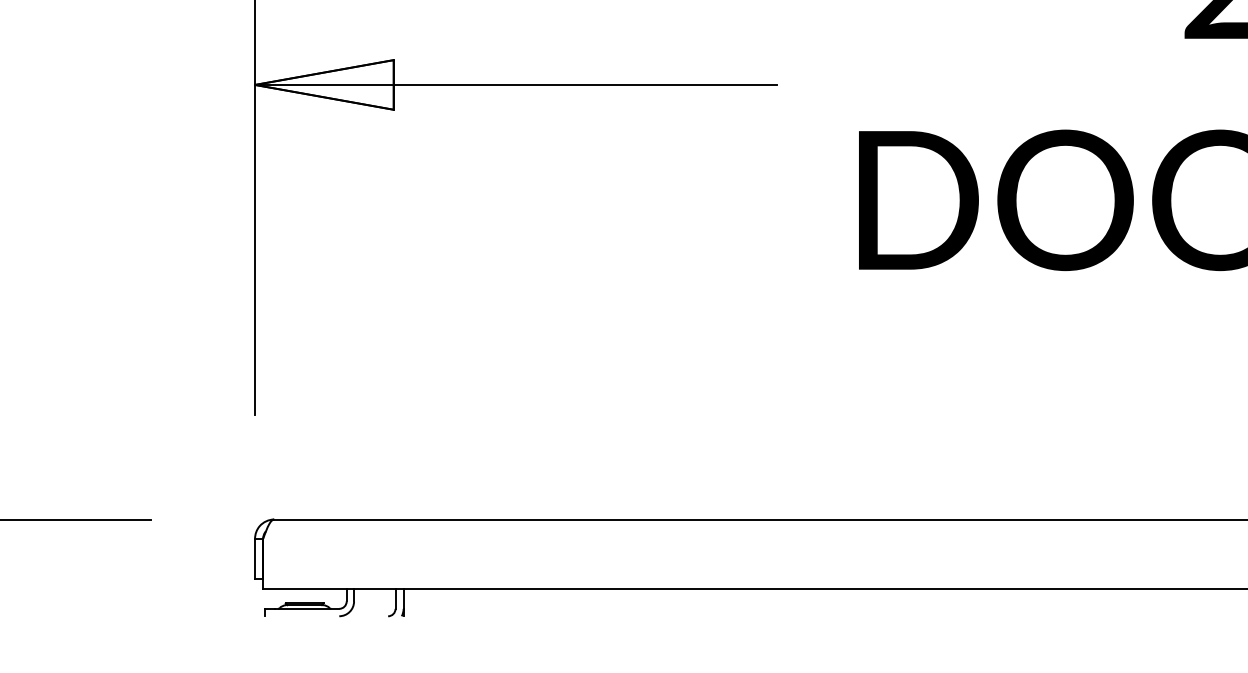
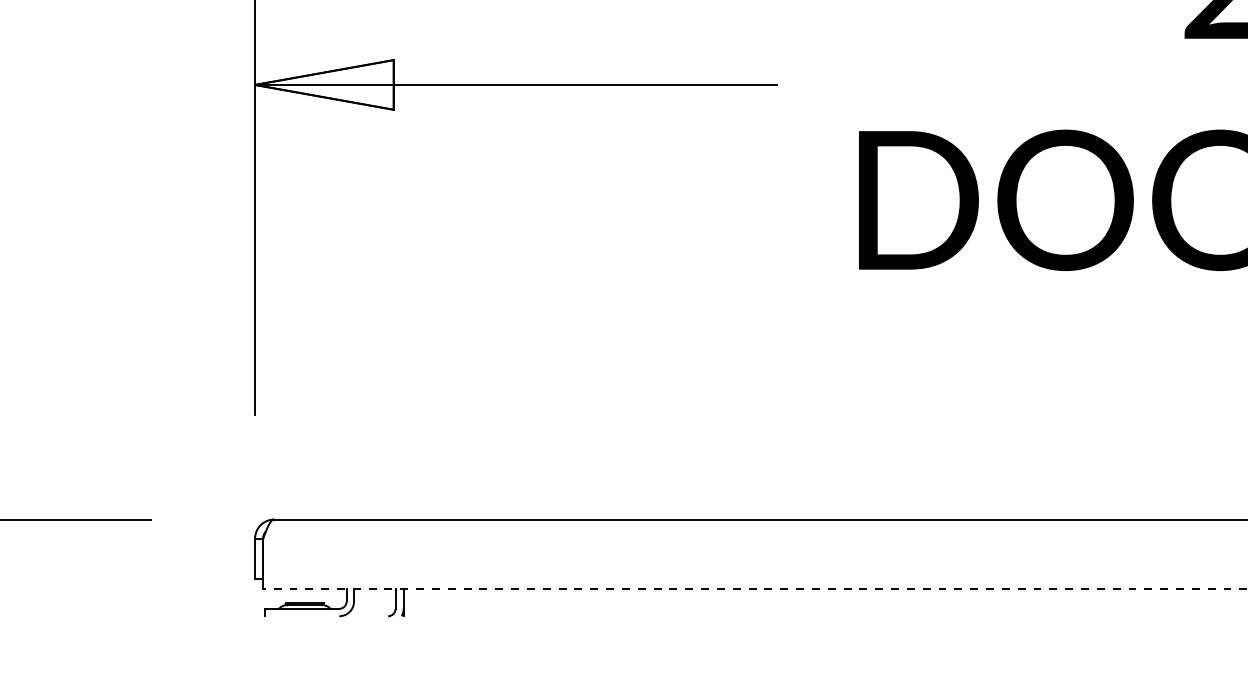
line: solid -> dashed (755, 588)
